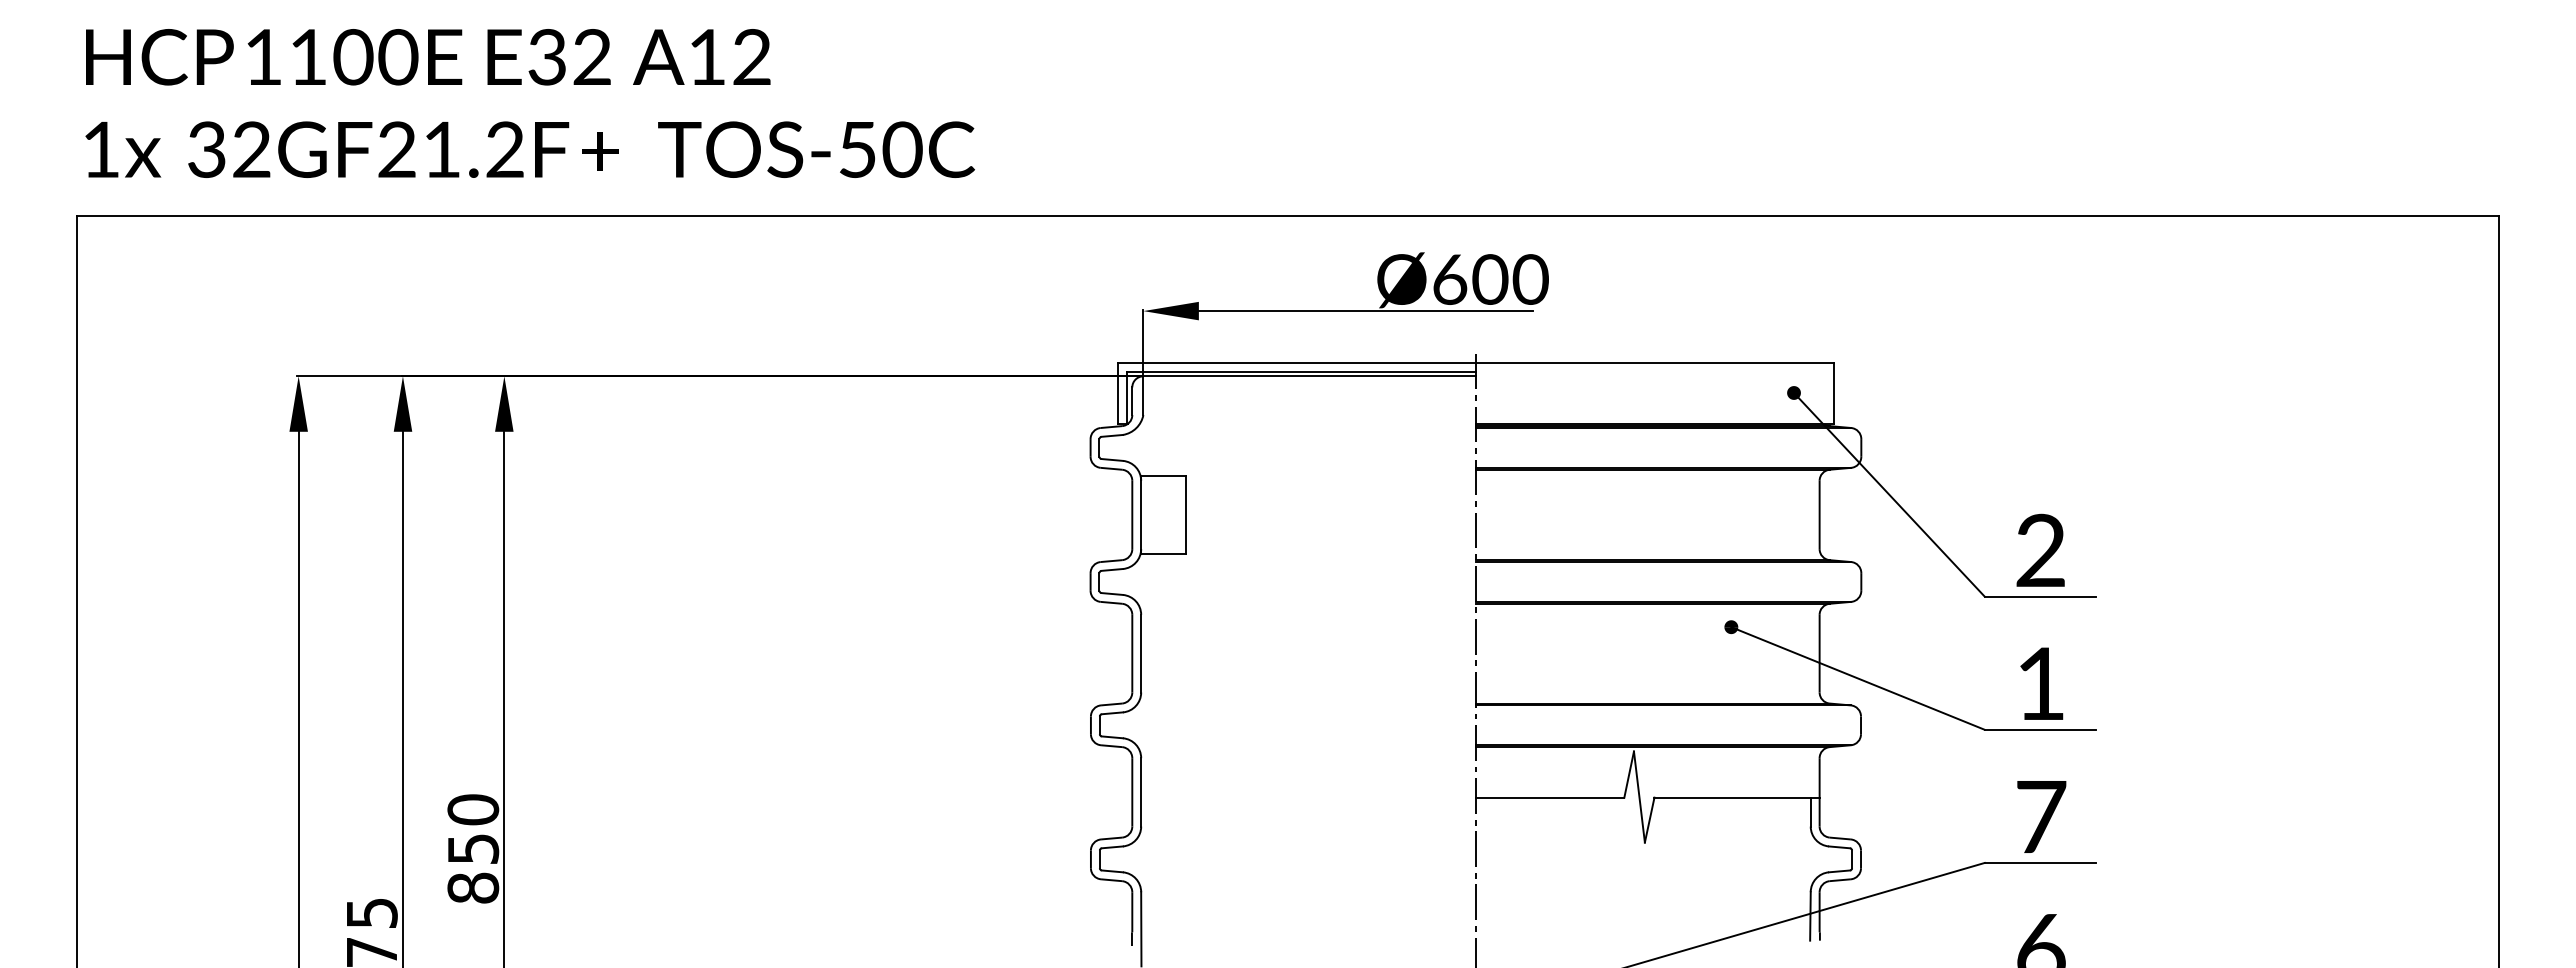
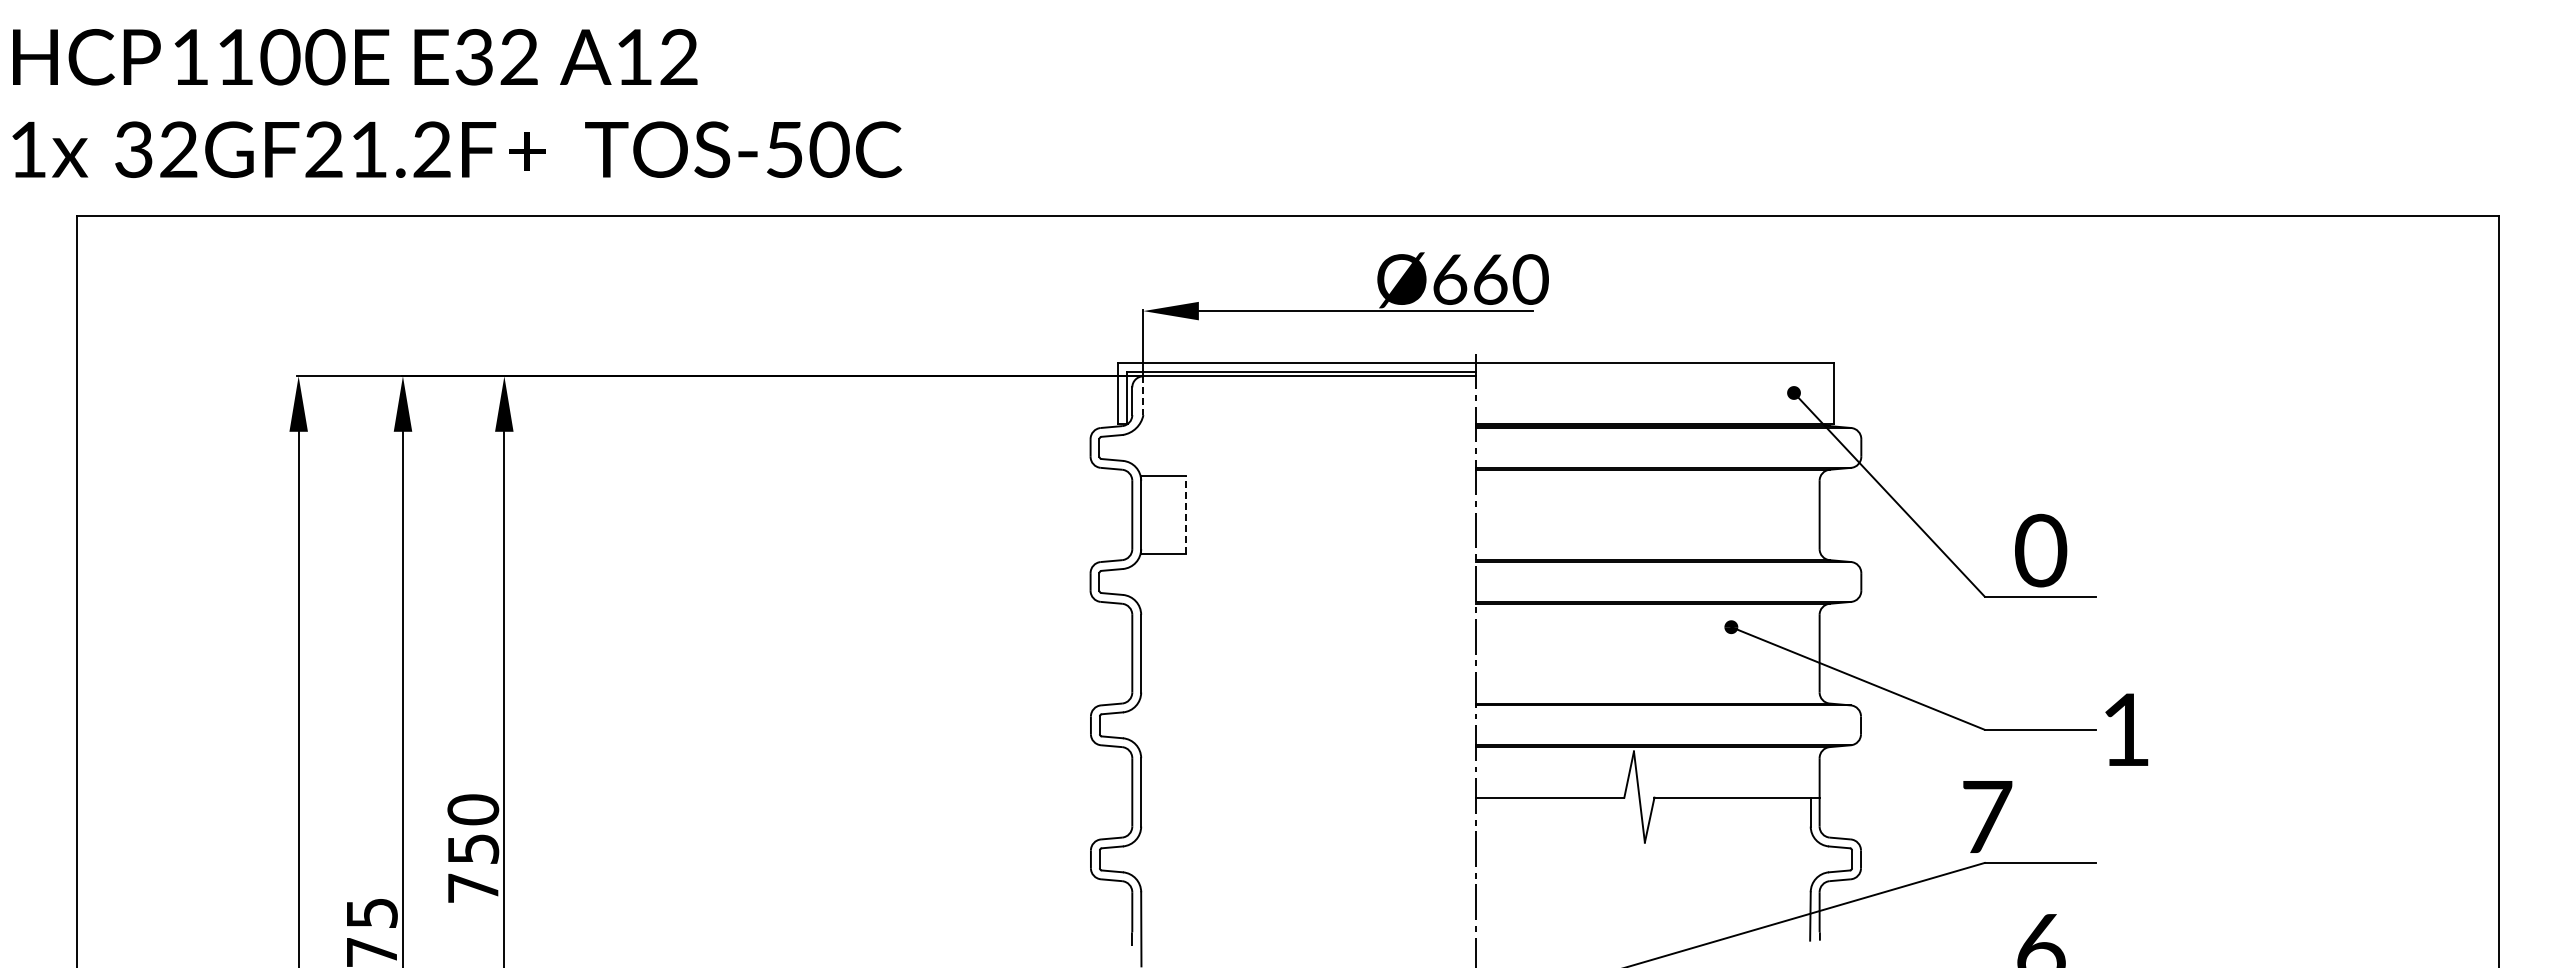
text position: (529, 103) -> (456, 103) (456, 103)
text: Ø600 -> Ø660 (1490, 279)
line: solid -> dashed (1143, 396)
line: solid -> dashed (1185, 514)
text: 2 -> 0 (2041, 550)
text position: (2041, 683) -> (2126, 729) (2126, 729)
text position: (2041, 816) -> (1987, 816) (1987, 816)
text: 850 -> 750 (473, 887)
